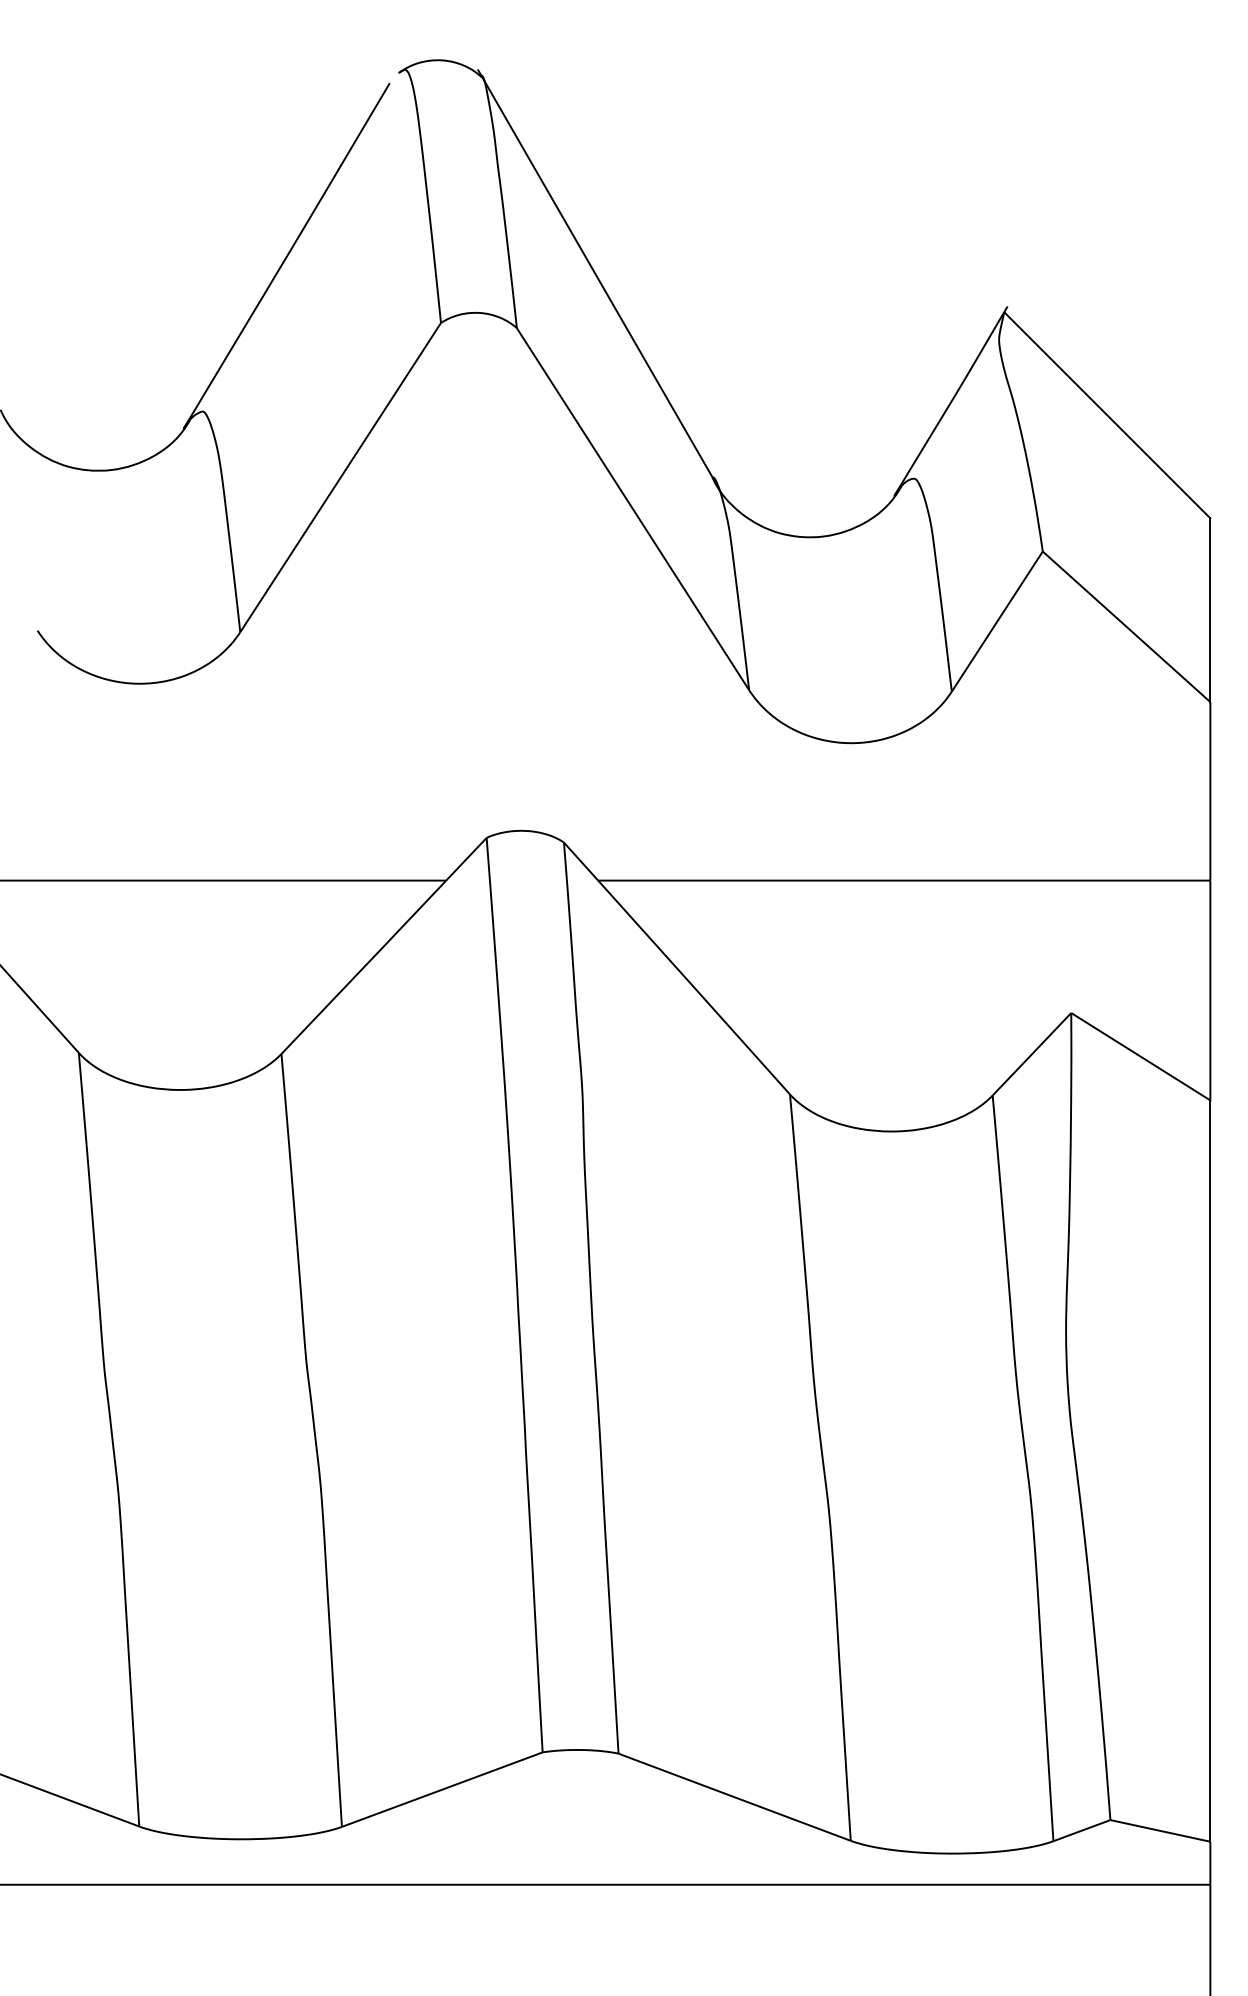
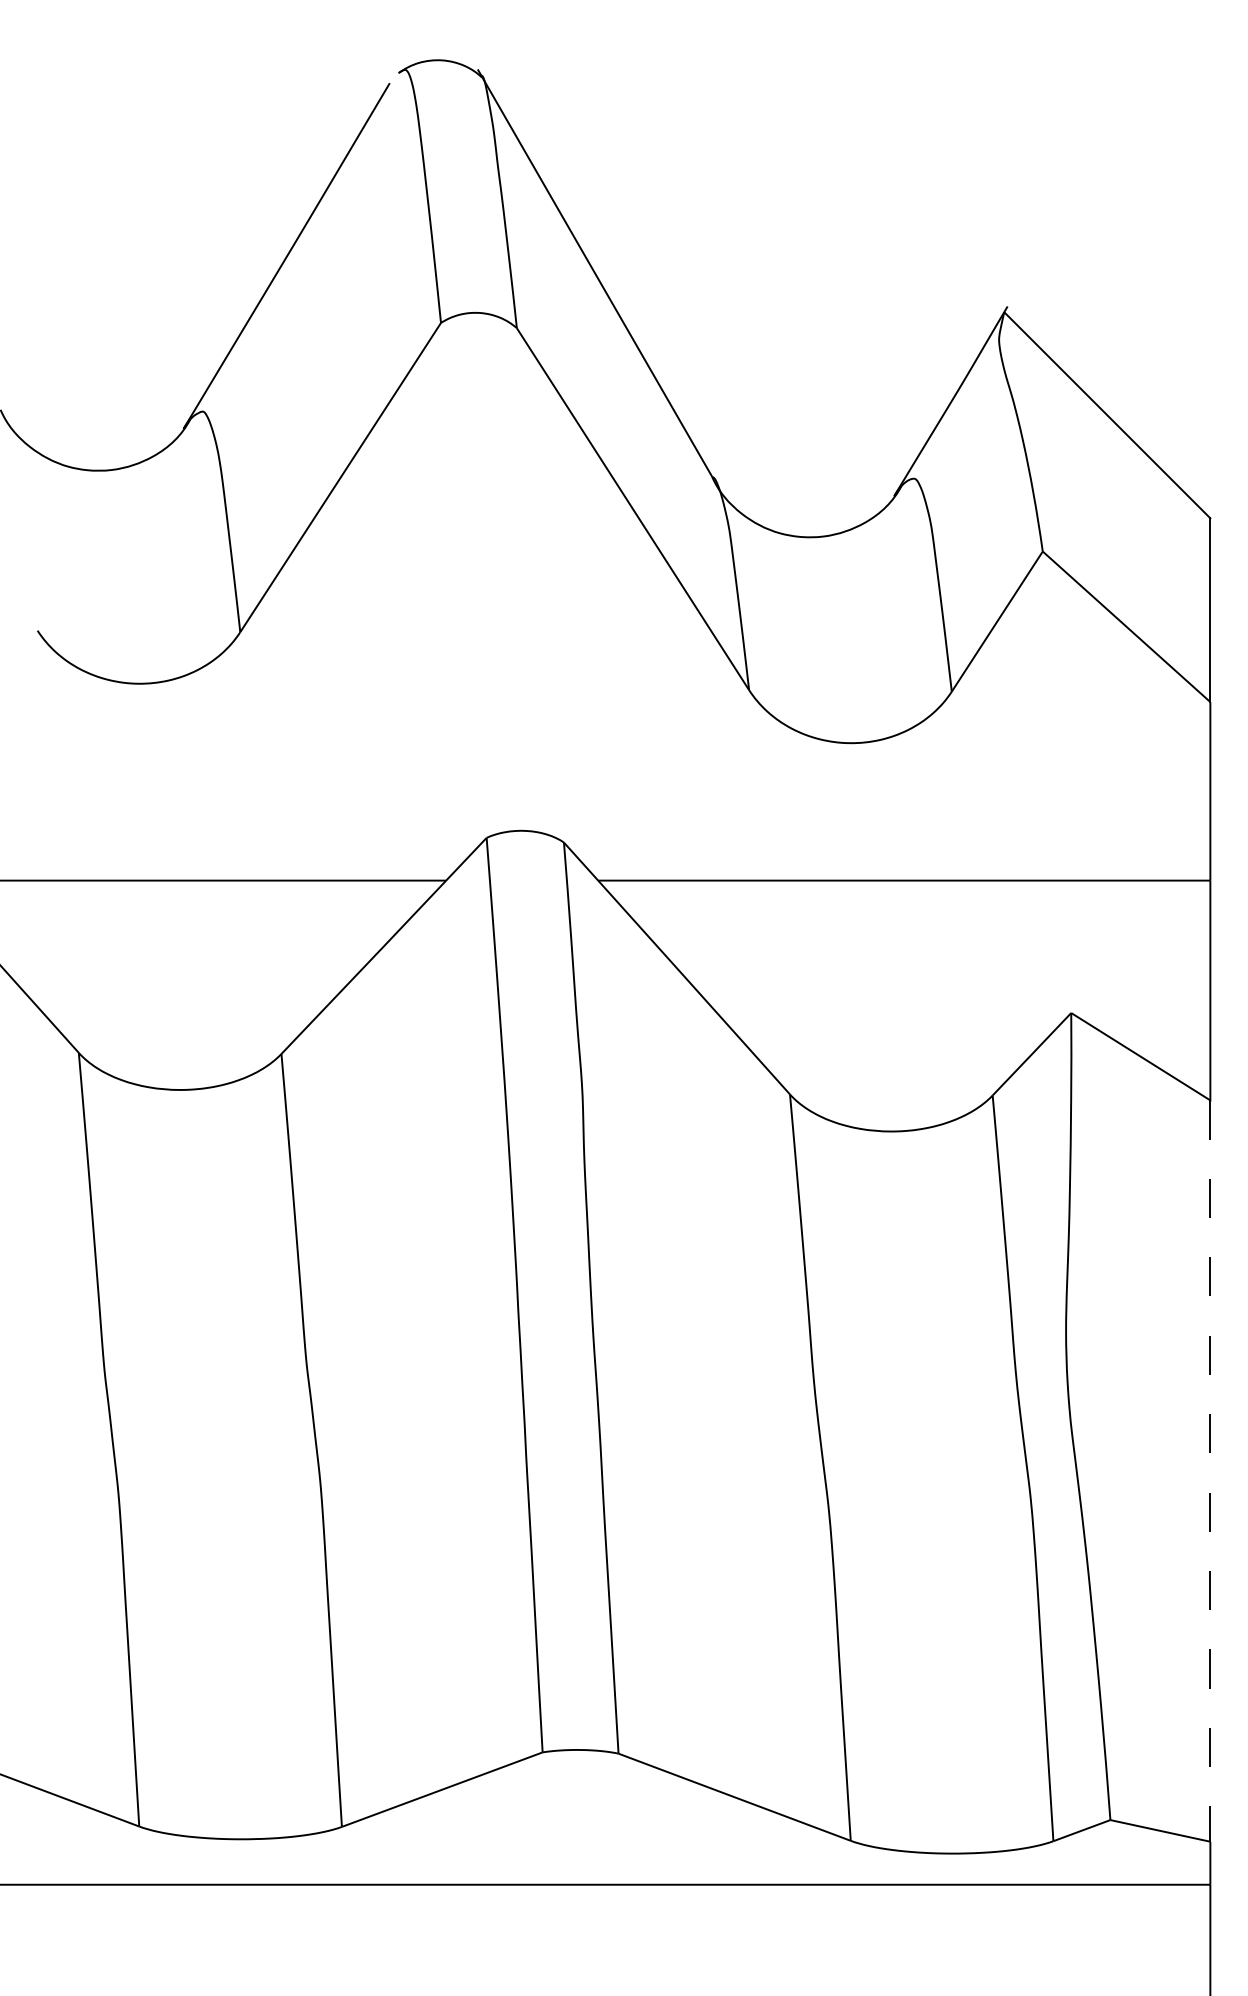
line: solid -> dashed (1210, 1471)
